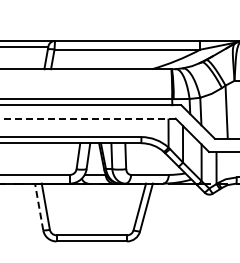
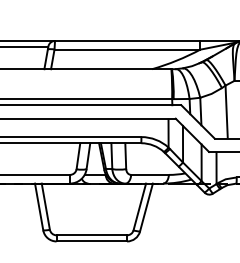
line: dashed -> solid (87, 118)
line: dashed -> solid (39, 206)
